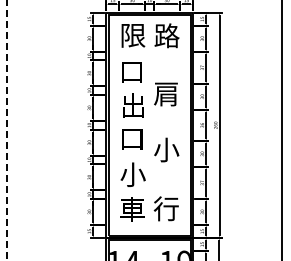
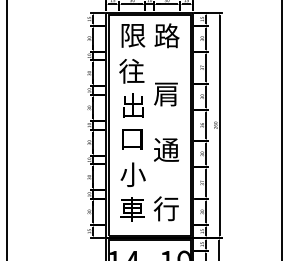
text: 口 -> 往 (131, 71)
line: dashed -> solid (7, 130)
text: 小 -> 通 (166, 149)
